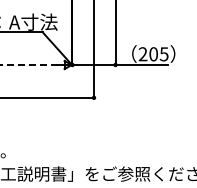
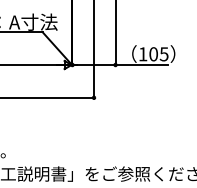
text: 205 -> 105 (142, 54)
line: dashed -> solid (32, 65)
